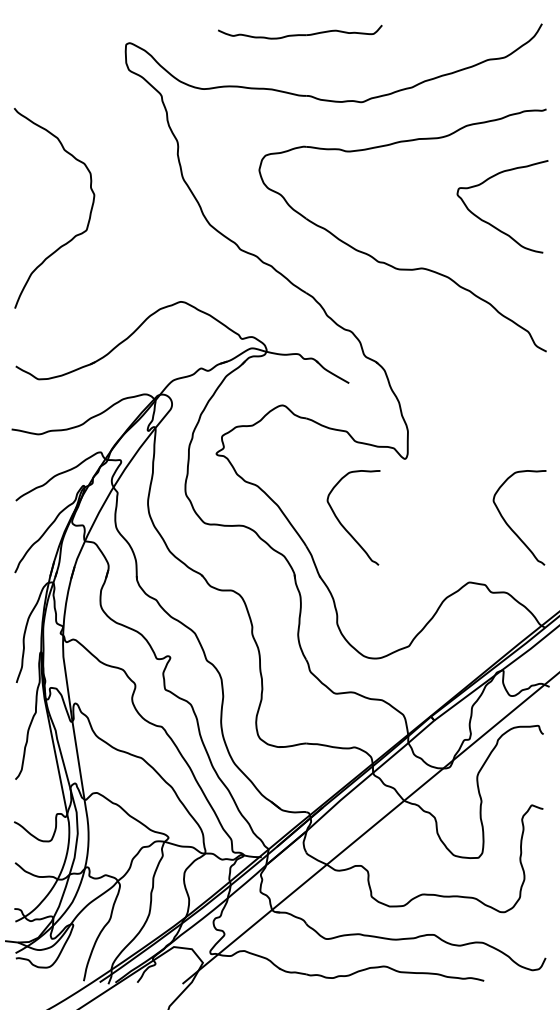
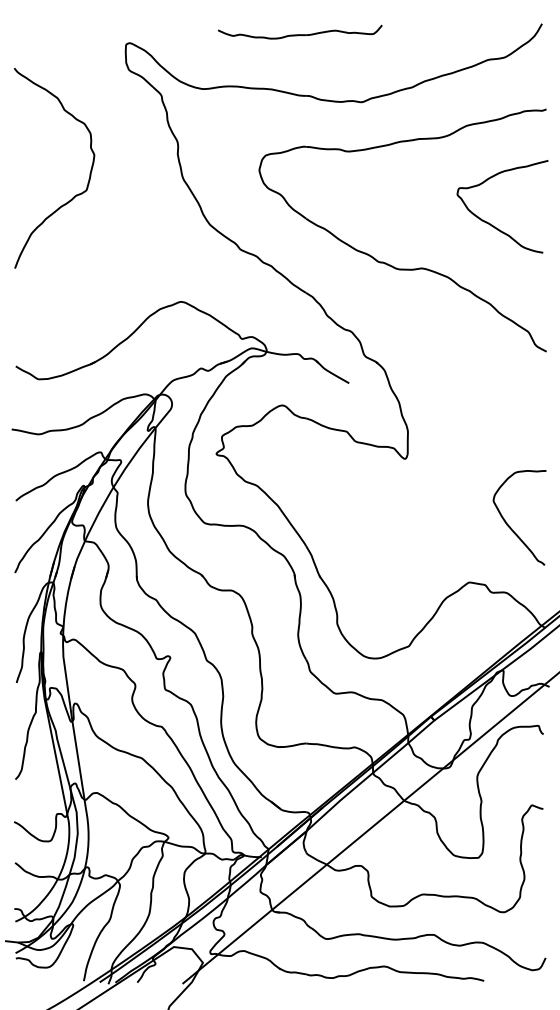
curve position: (74, 235) -> (74, 195) (74, 195)
curve: present -> none (344, 526)
